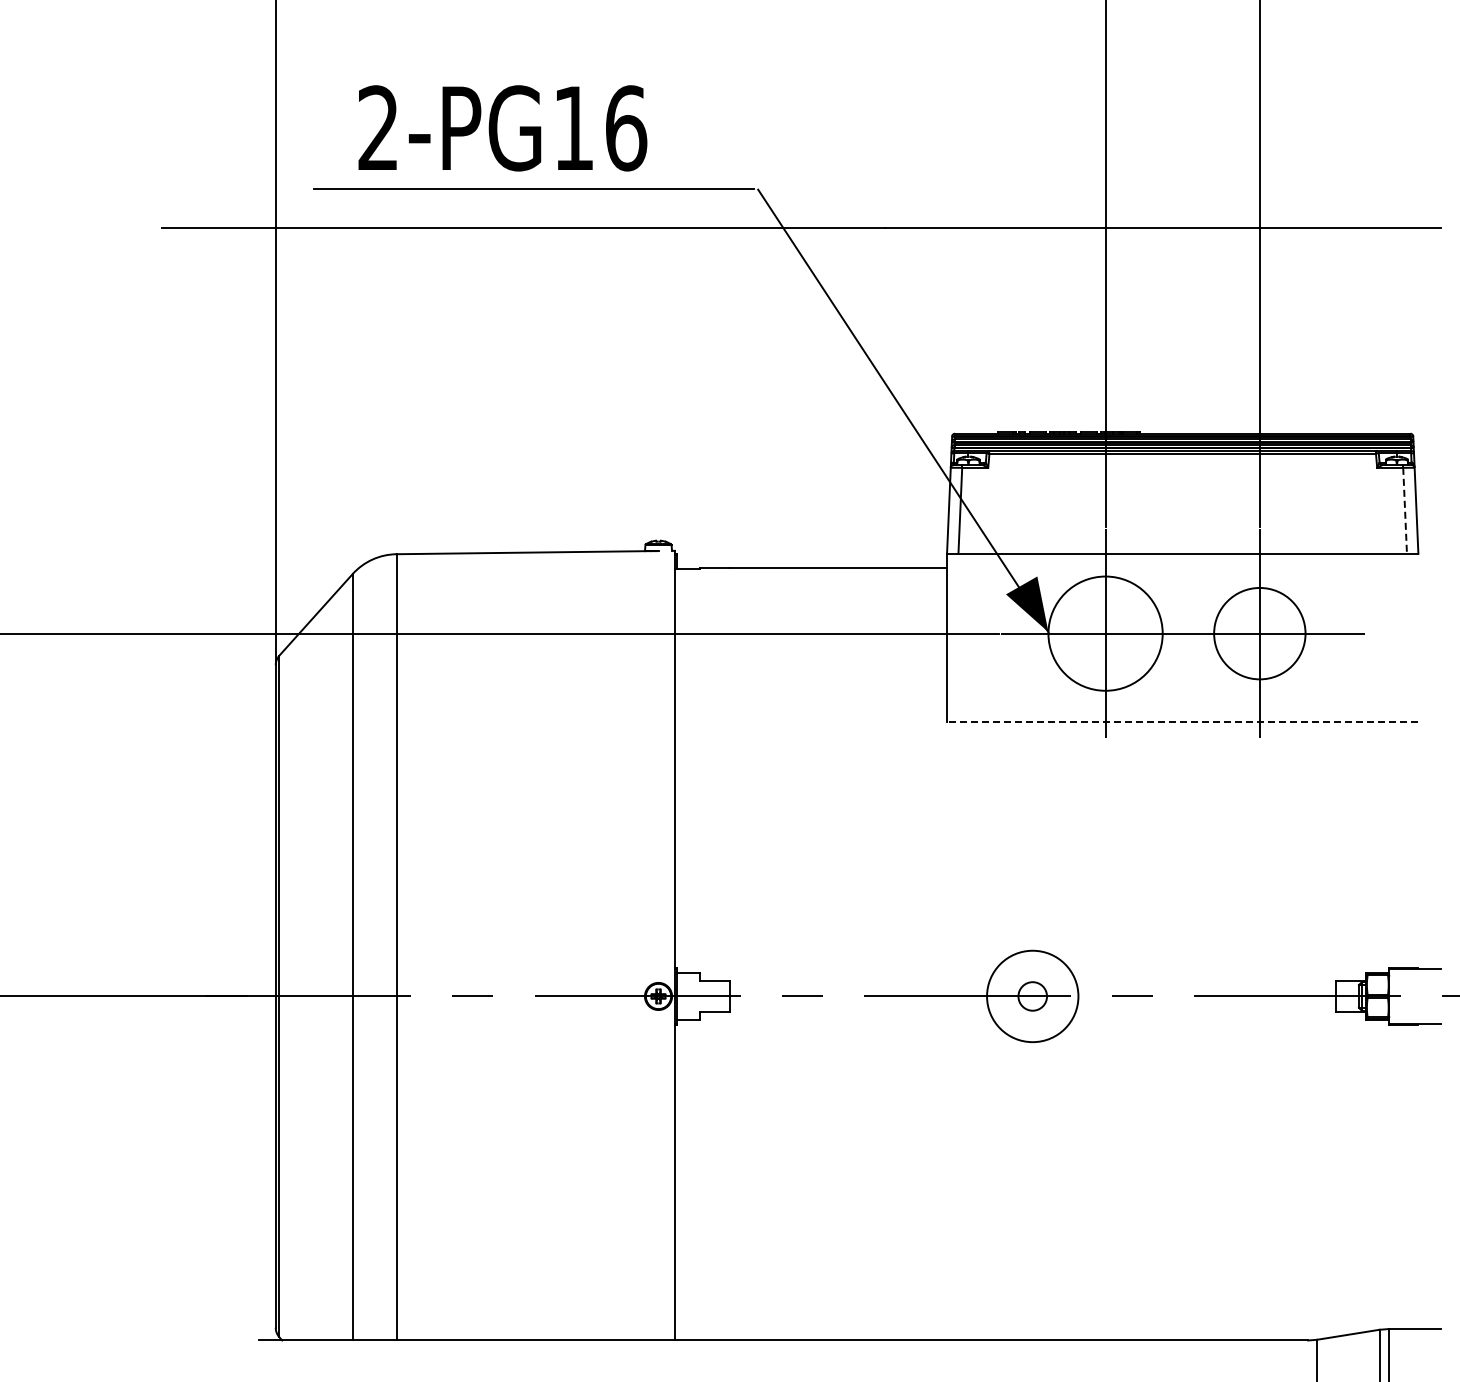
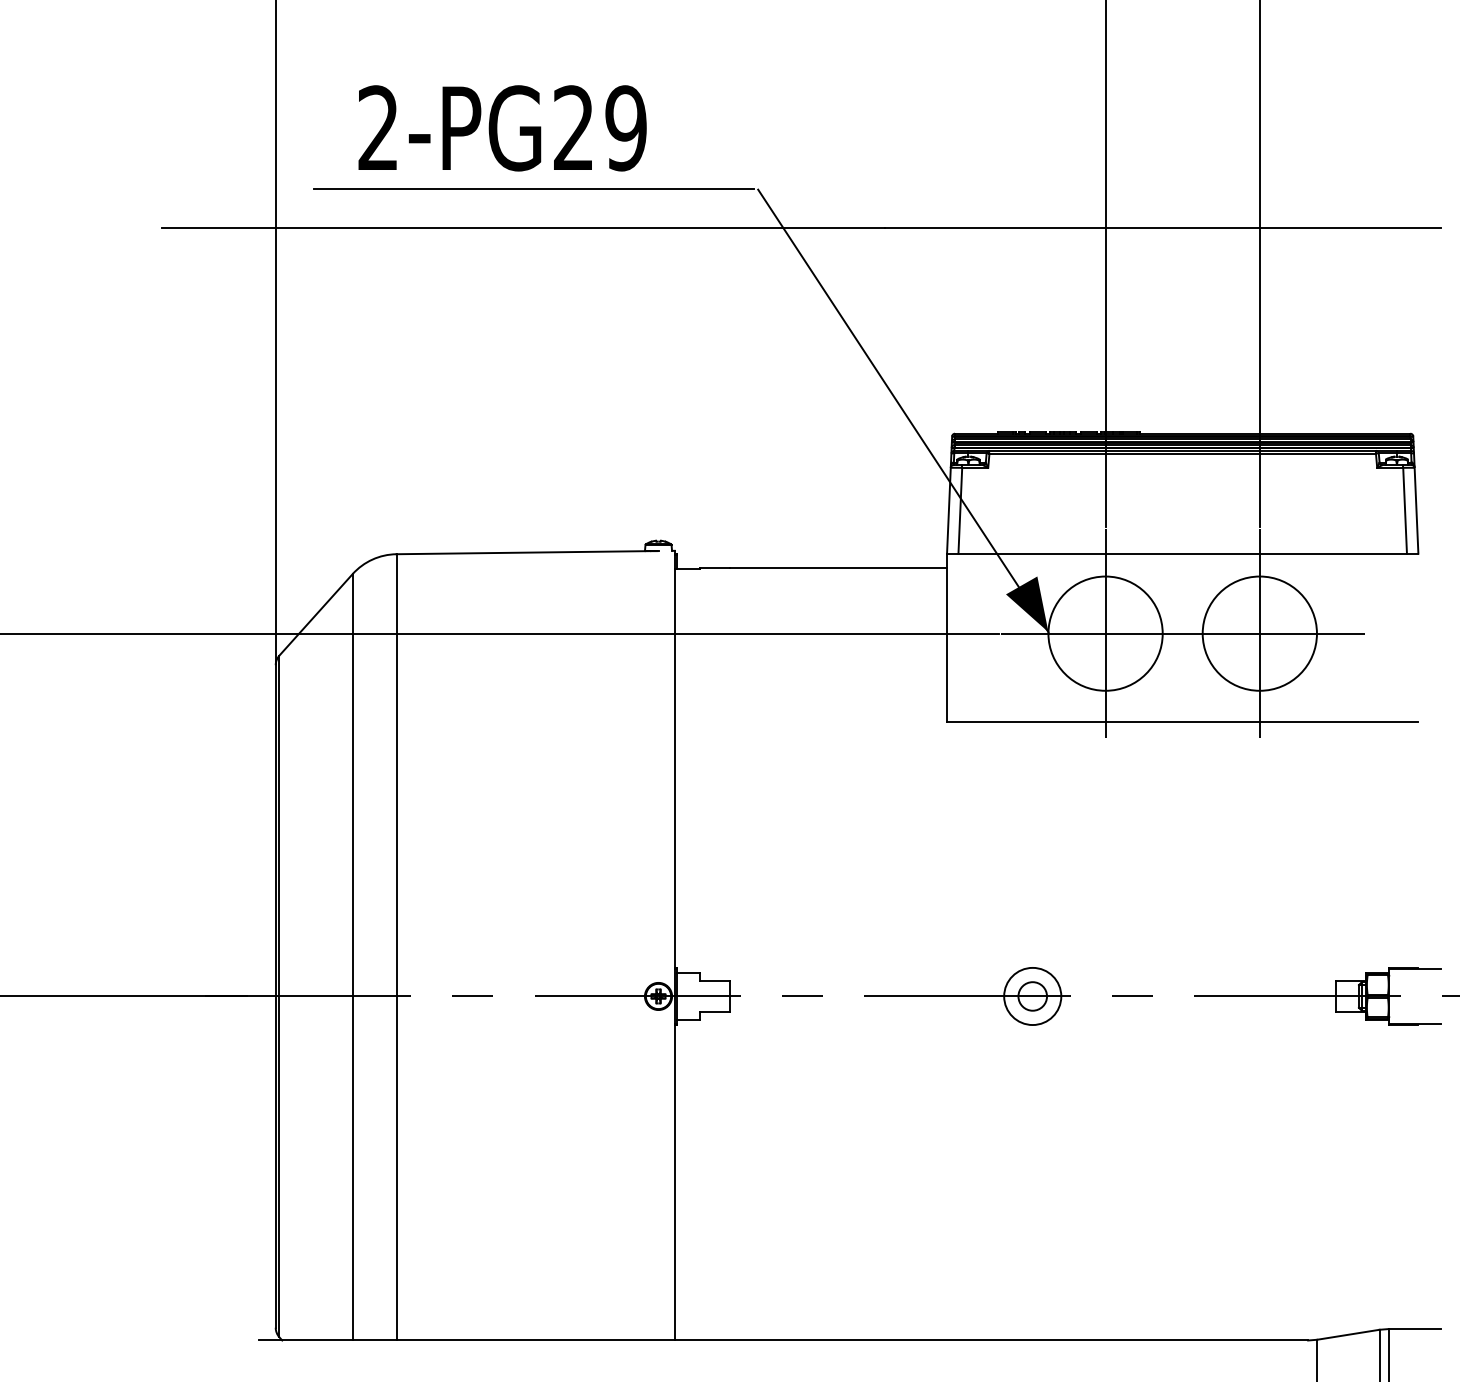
text: 2-PG16 -> 2-PG29 (600, 128)
line: dashed -> solid (1405, 510)
circle diameter: 91 px -> 114 px (1259, 633)
line: dashed -> solid (1182, 722)
circle diameter: 91 px -> 57 px (1032, 996)
